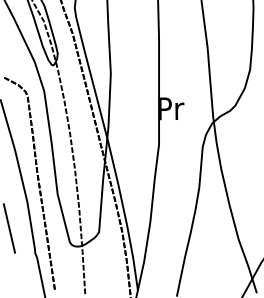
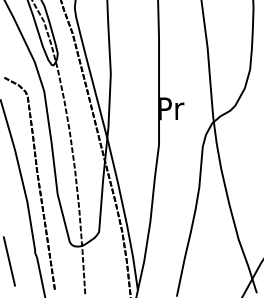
line position: (9, 228) -> (9, 261) (9, 261)
